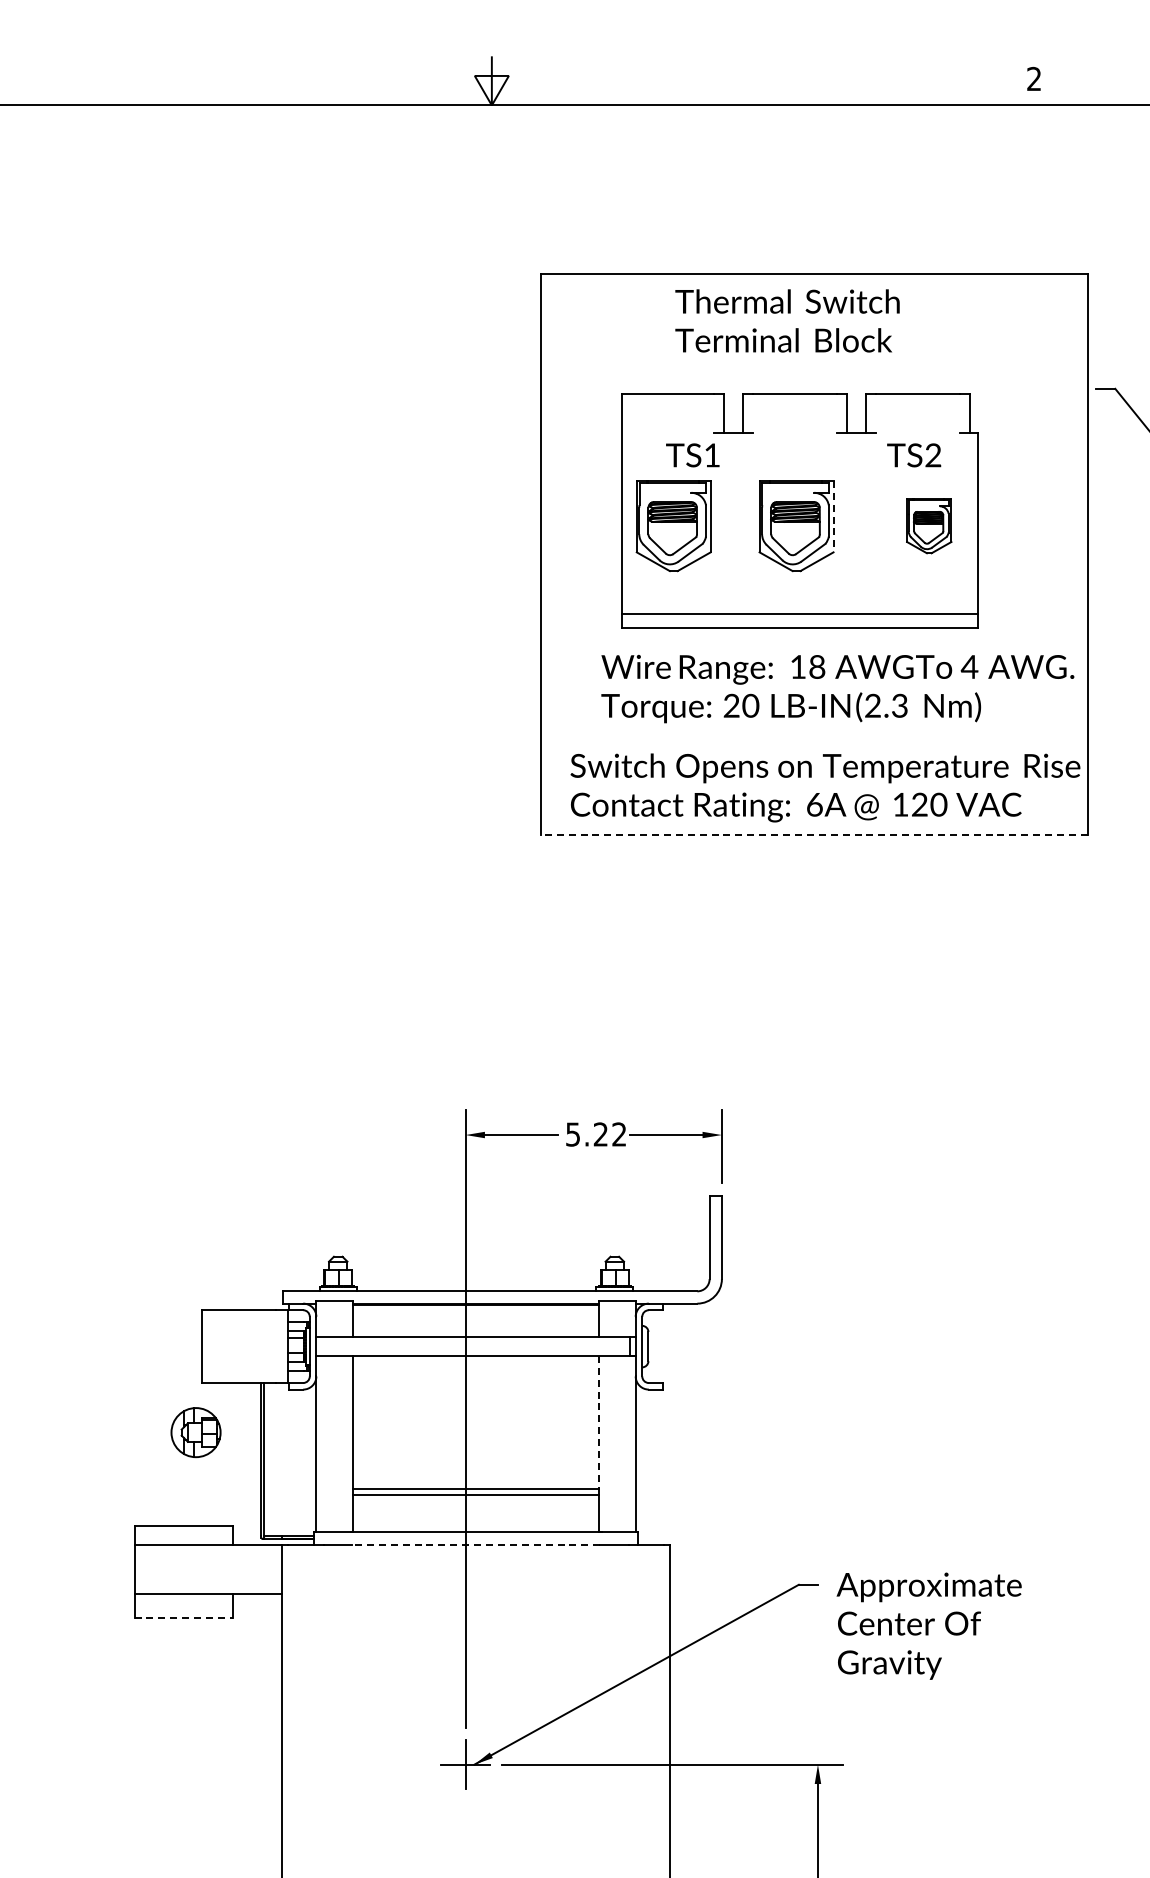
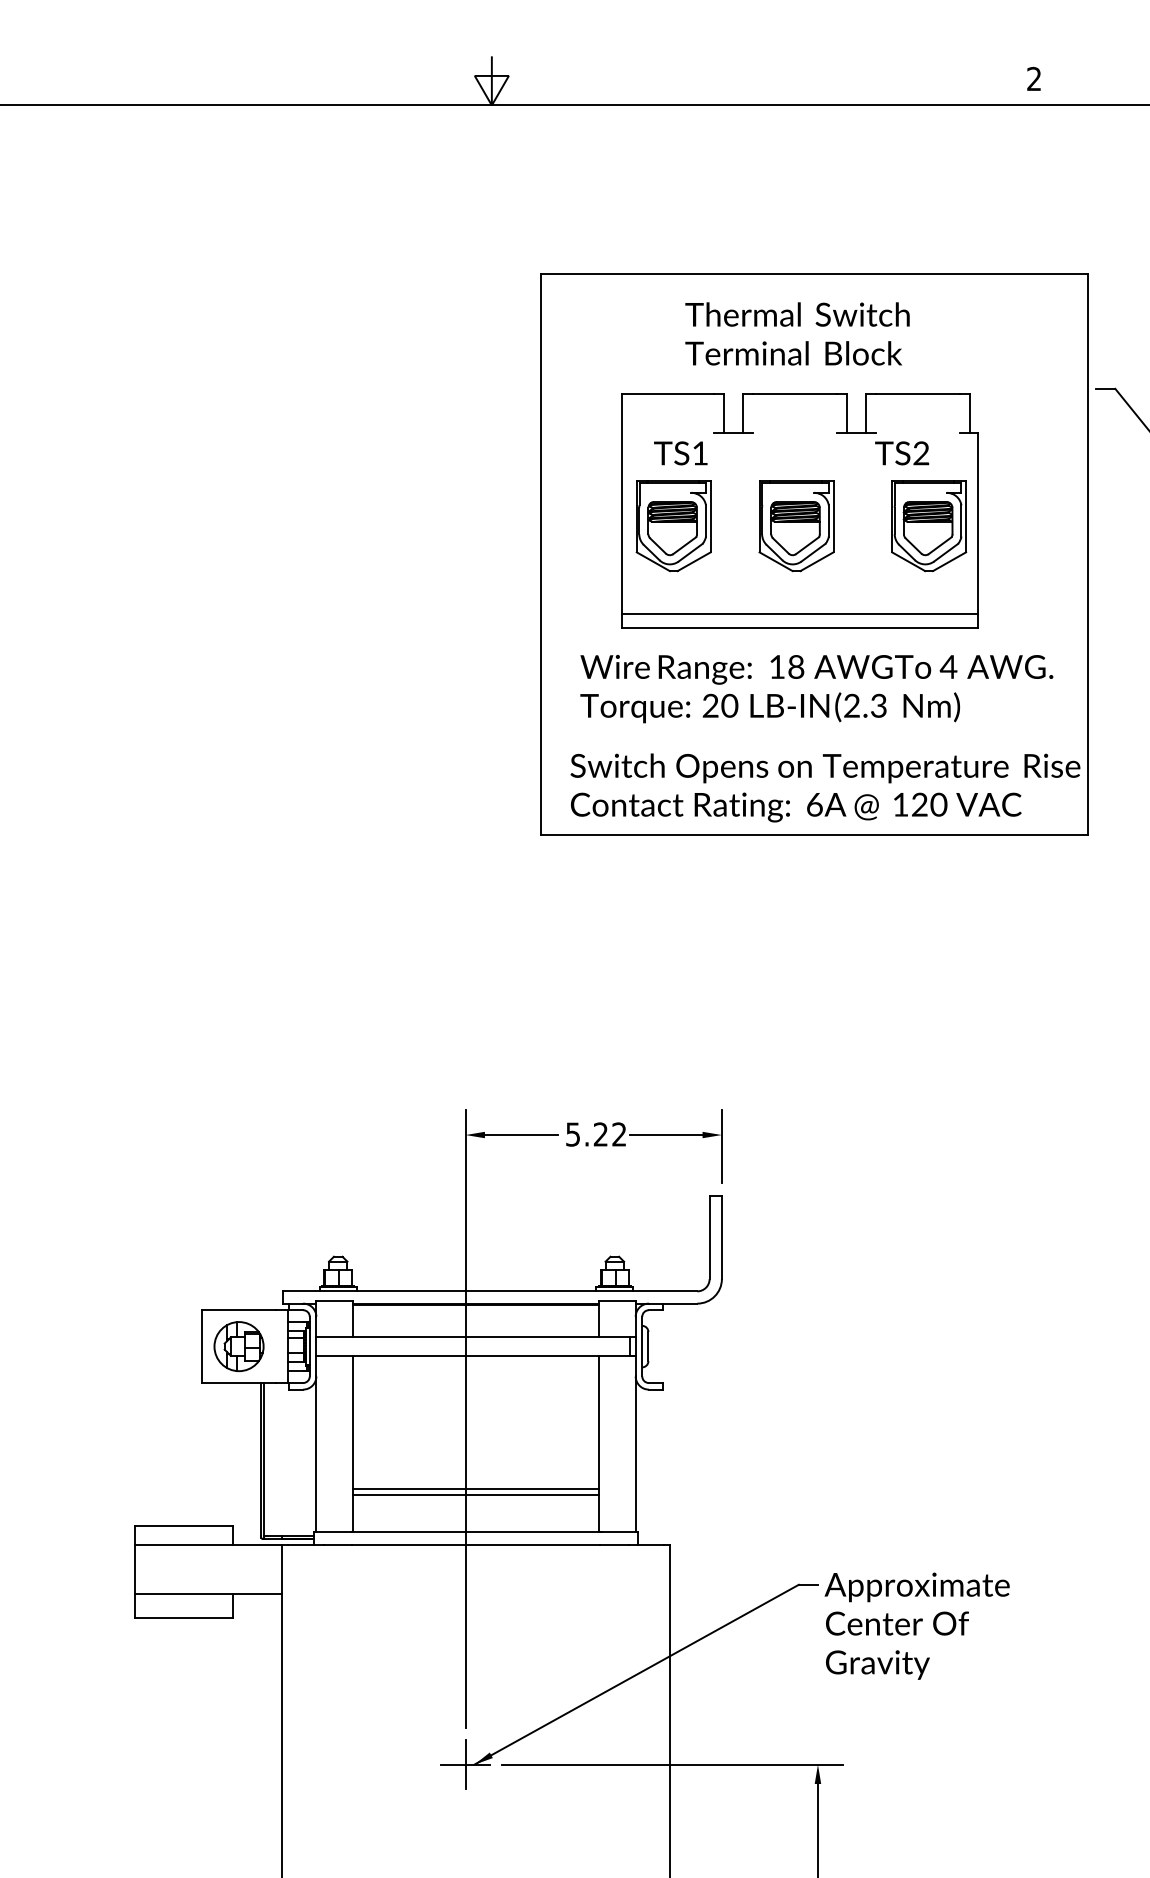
text position: (787, 320) -> (797, 333) (797, 333)
text position: (803, 455) -> (791, 453) (791, 453)
line: dashed -> solid (833, 516)
part size: 47x57 px -> 77x93 px (929, 526)
text position: (837, 688) -> (816, 688) (816, 688)
line: dashed -> solid (814, 835)
line: dashed -> solid (598, 1422)
part position: (195, 1432) -> (238, 1346) (238, 1346)
line: dashed -> solid (475, 1544)
line: dashed -> solid (184, 1618)
text position: (928, 1625) -> (916, 1625) (916, 1625)
